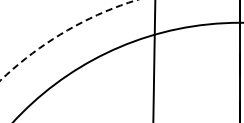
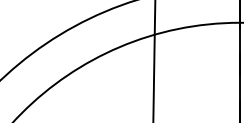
circle: dashed -> solid (68, 40)
